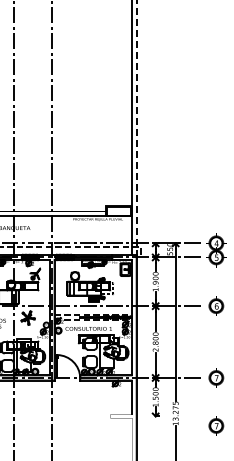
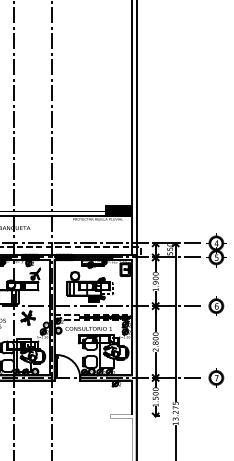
line: dashed -> solid (136, 127)
hatch: none -> present (118, 210)
part: present -> none (216, 425)
